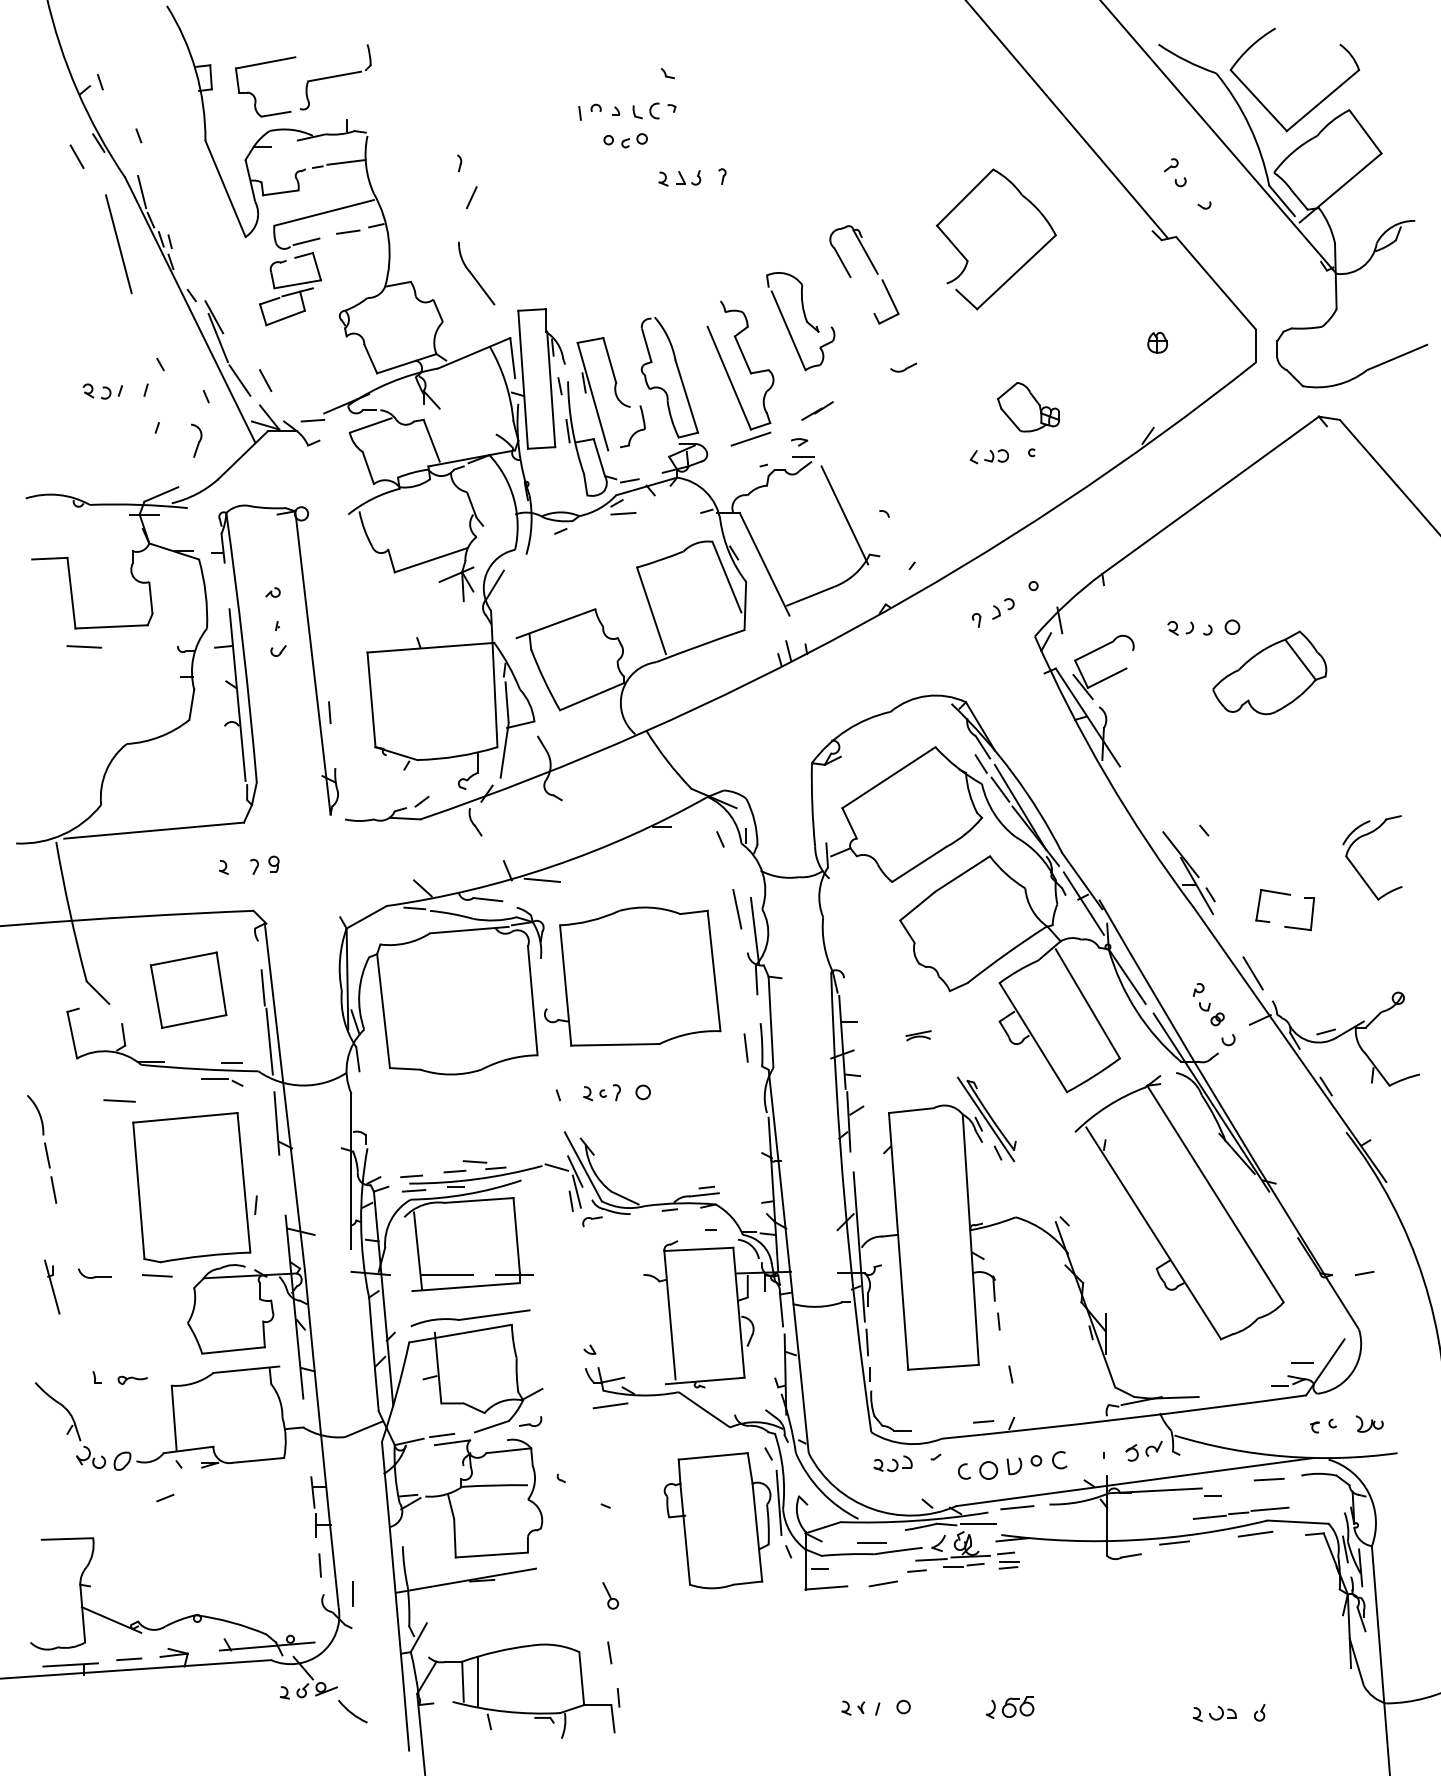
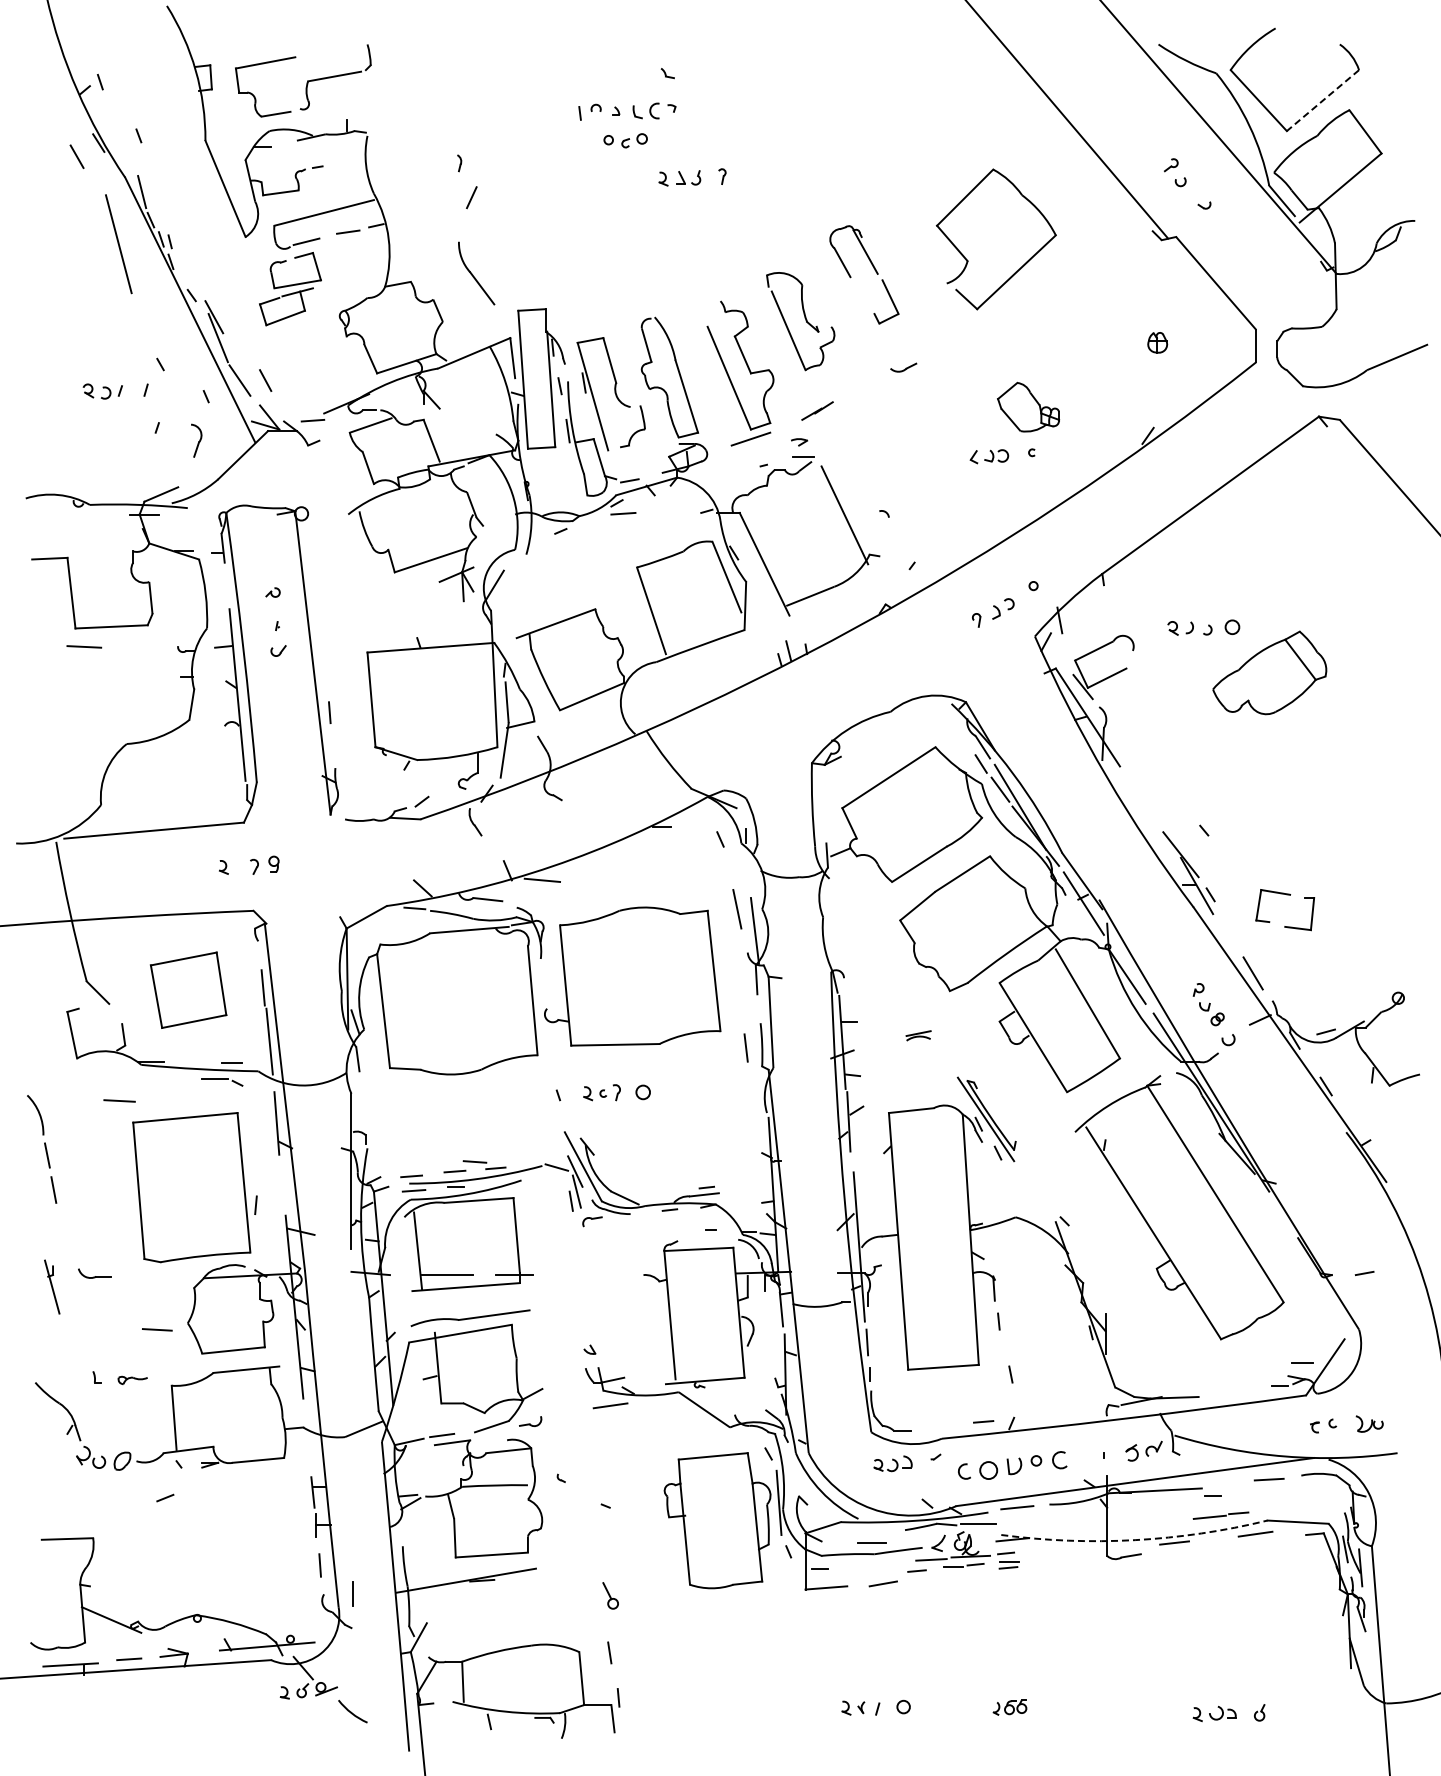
line: solid -> dashed (1322, 100)
line: present -> none (346, 161)
part: present -> none (1357, 869)
line position: (157, 1275) -> (157, 1329) (157, 1329)
line: present -> none (1269, 1508)
arc: solid -> dashed (1135, 1540)
line: present -> none (478, 1681)
part size: 50x23 px -> 36x17 px (1009, 1707)
